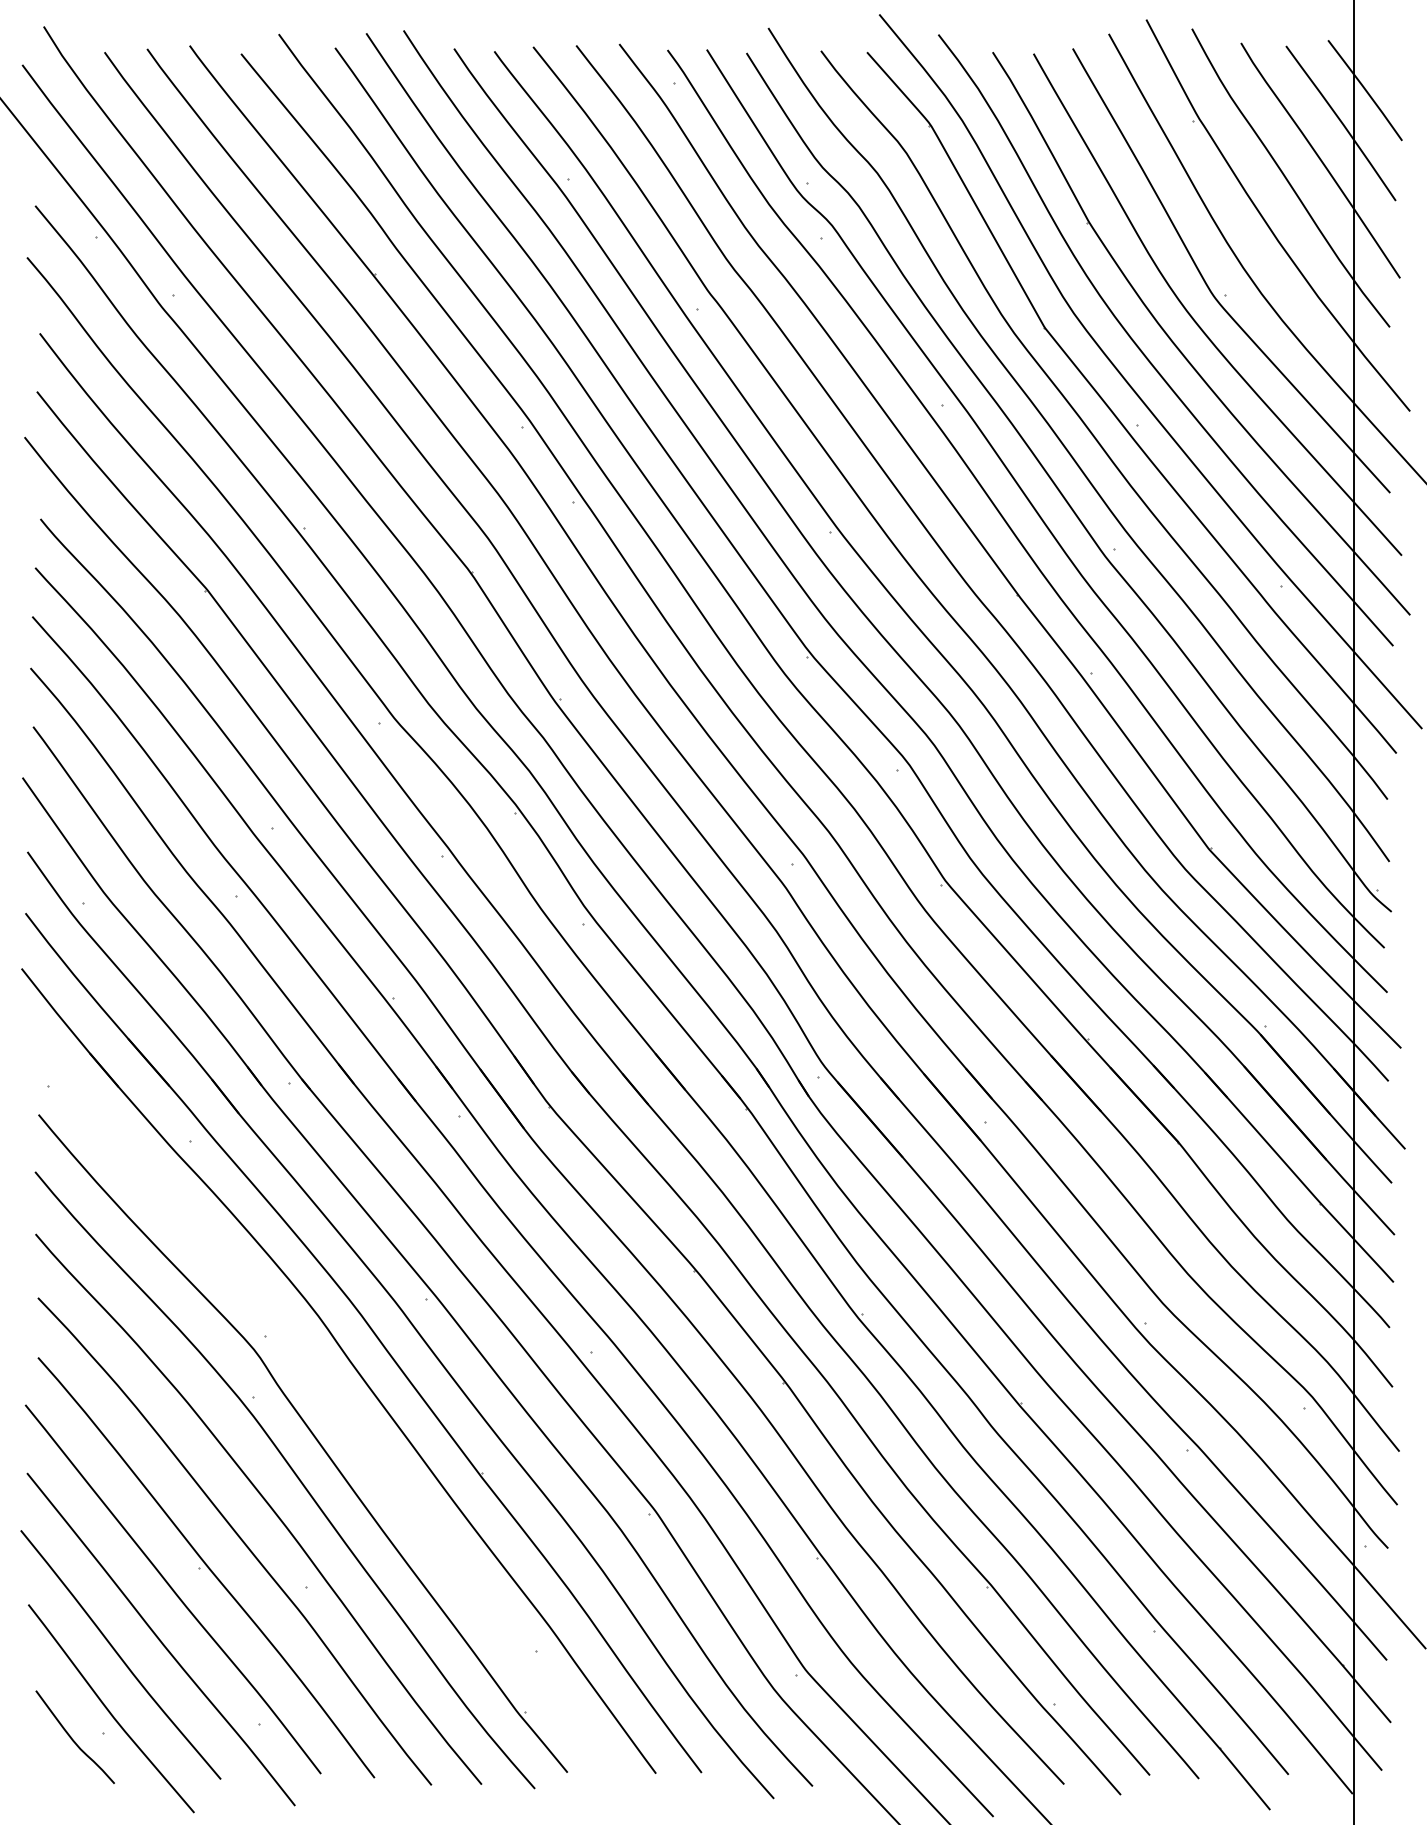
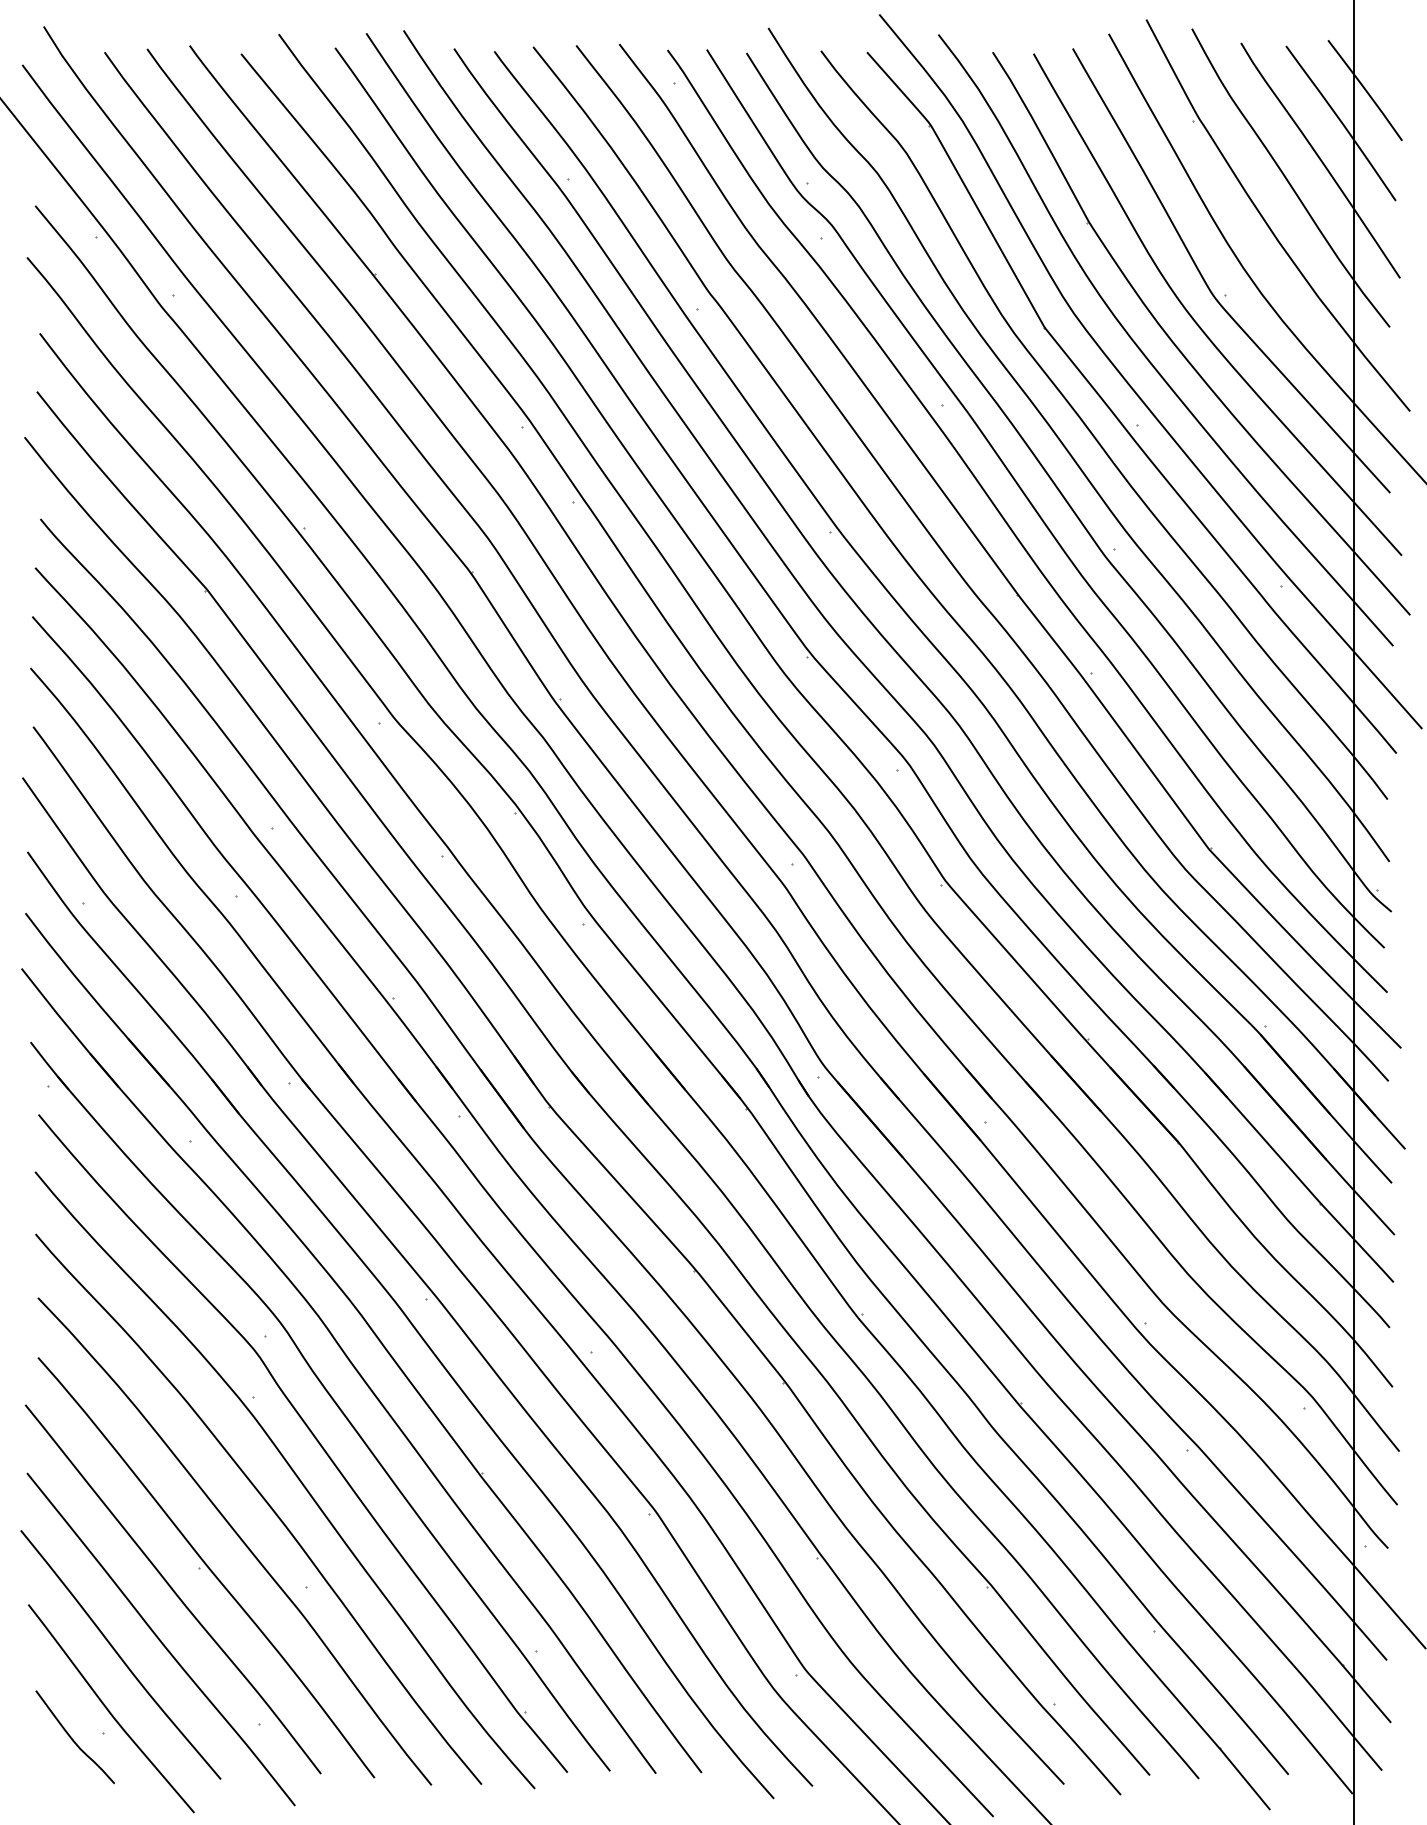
part: none -> present (331, 1399)
